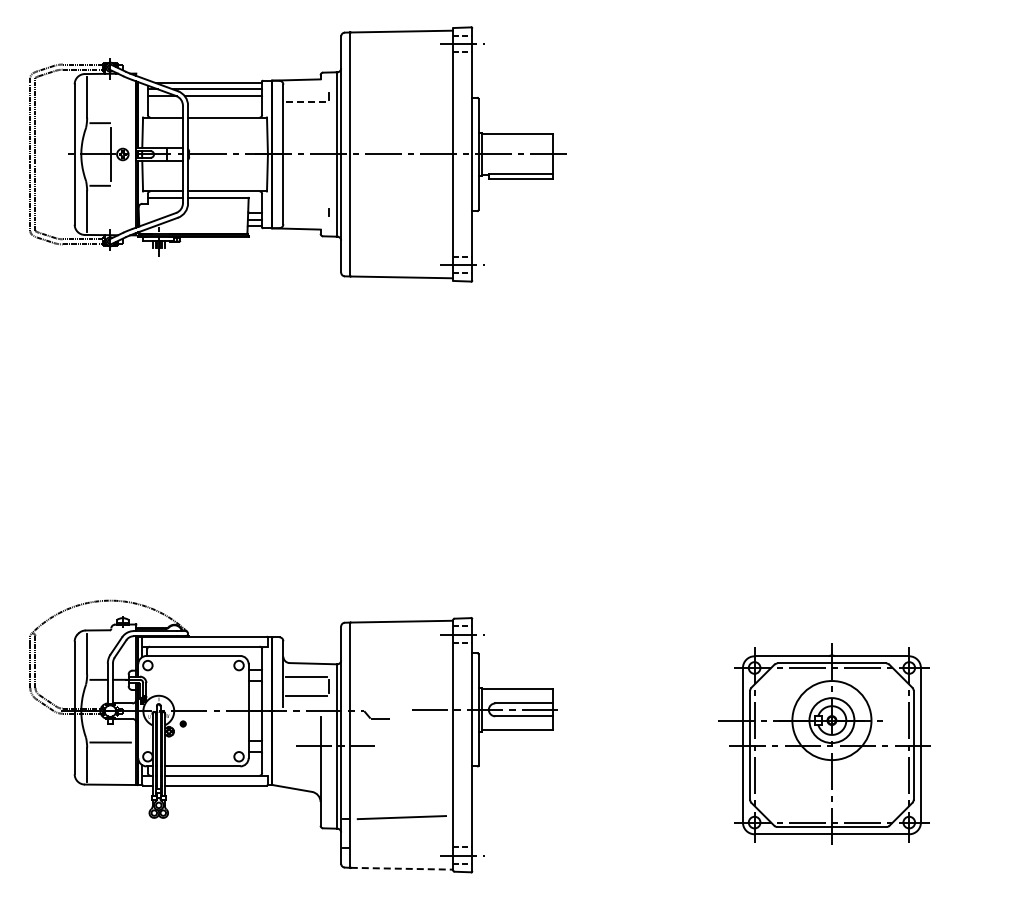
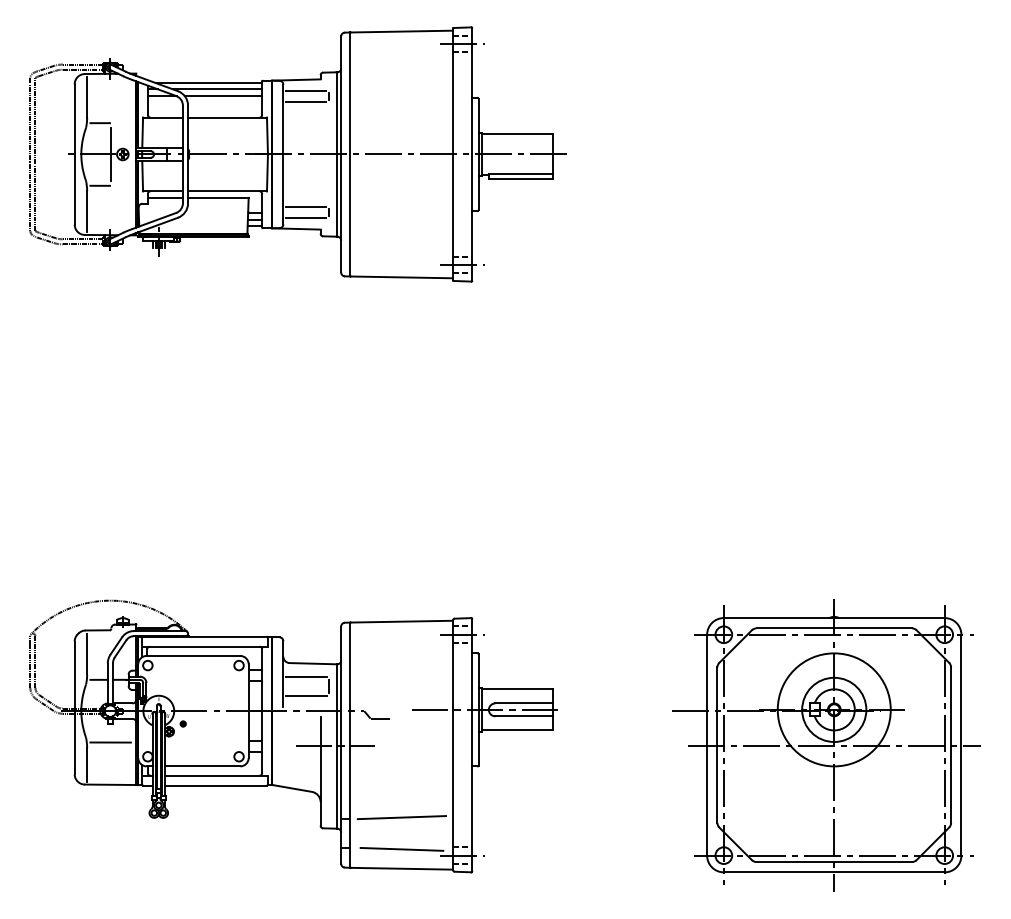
line: none -> present (306, 90)
line: dashed -> solid (306, 102)
line: none -> present (306, 206)
line: none -> present (306, 218)
part size: 213x202 px -> 309x293 px (826, 745)
line: none -> present (401, 848)
line: dashed -> solid (402, 868)
